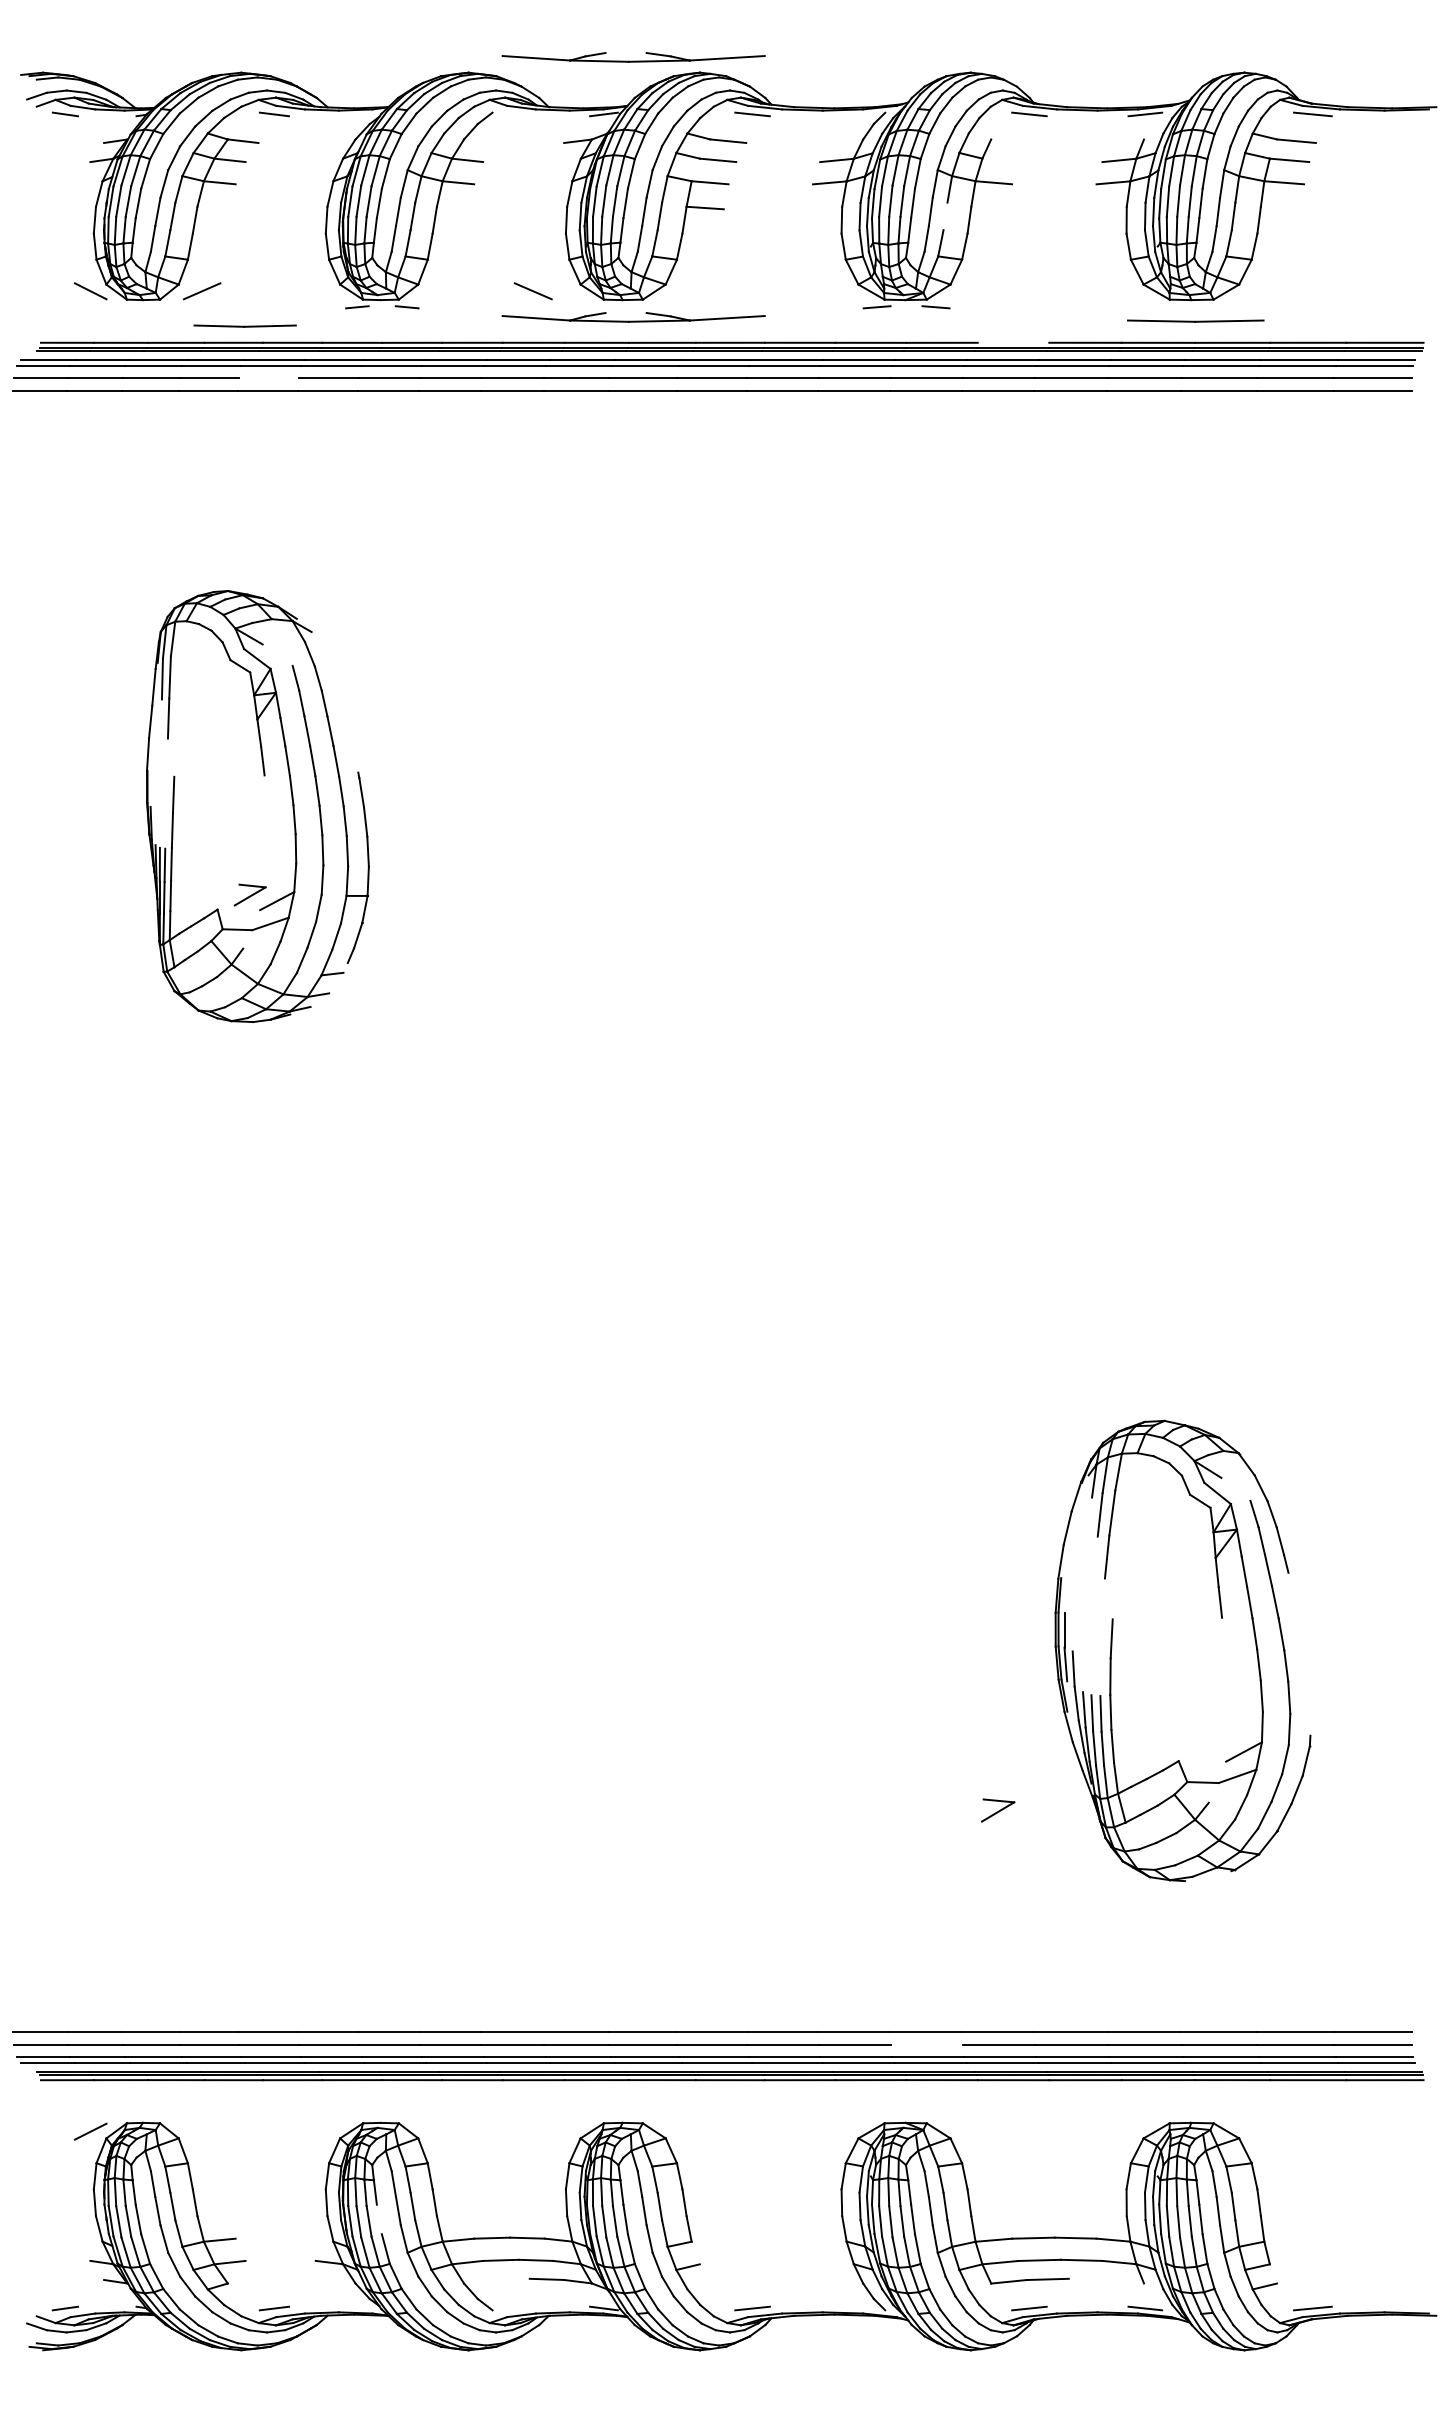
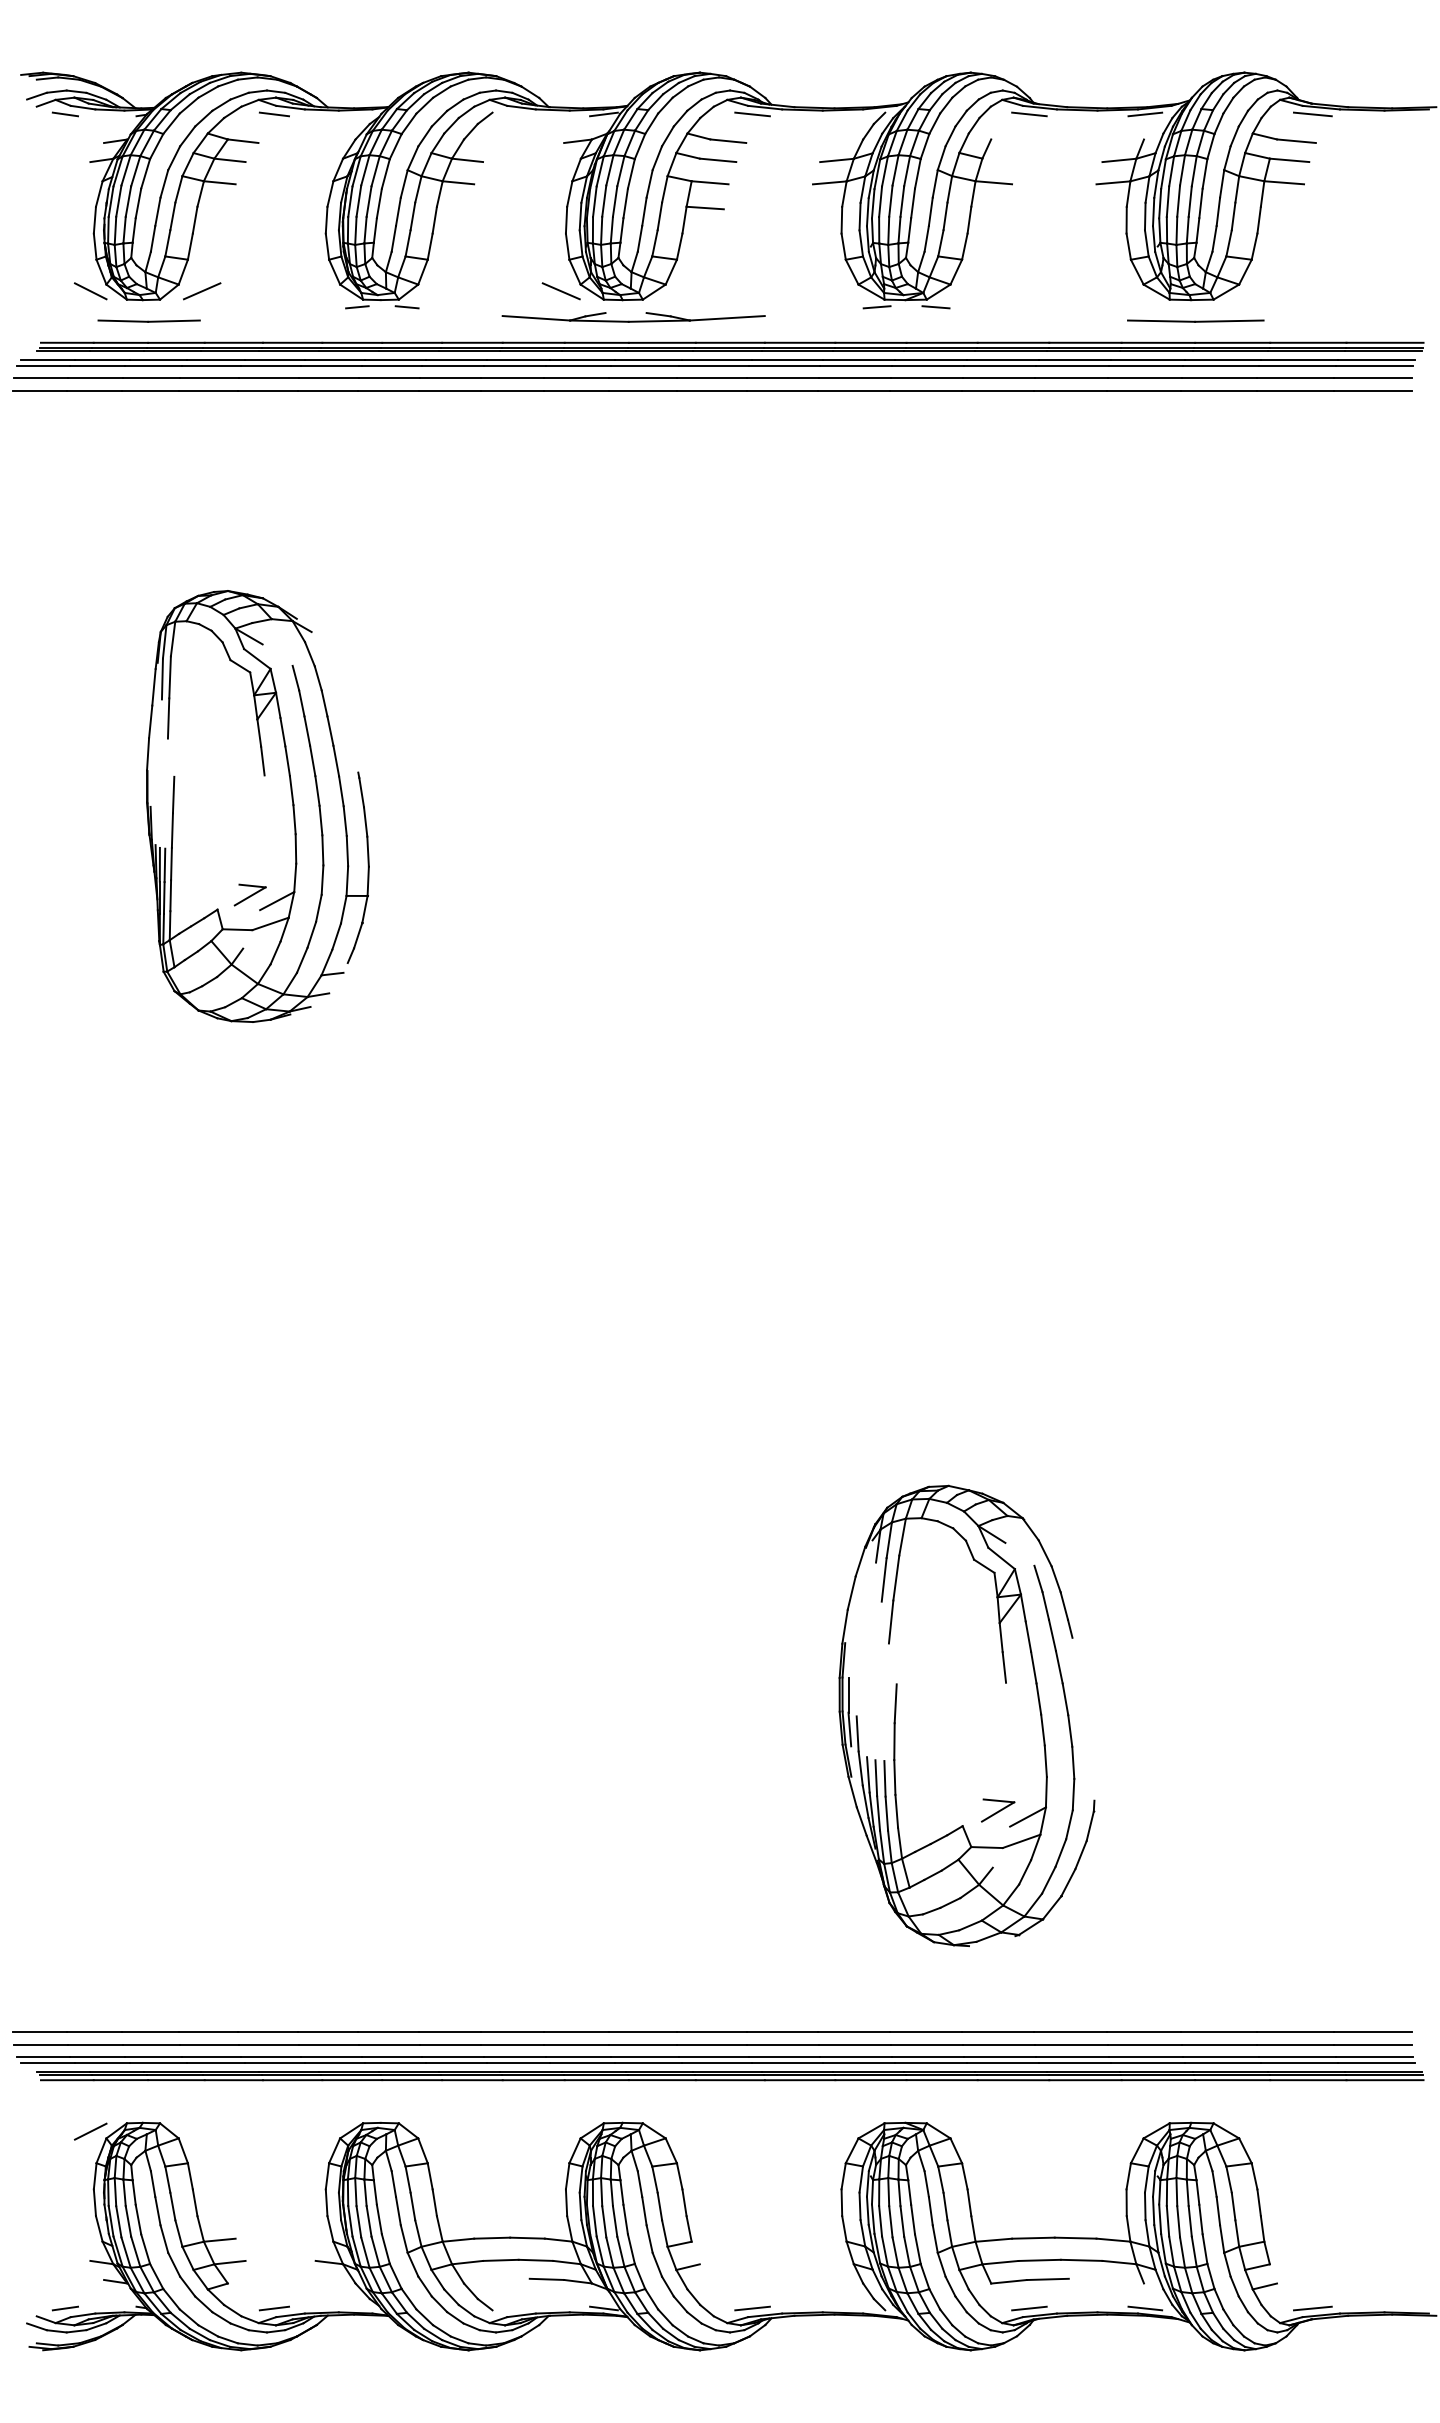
part: present -> none (633, 57)
line: none -> present (945, 216)
line position: (532, 291) -> (560, 291) (560, 291)
line position: (244, 325) -> (148, 320) (148, 320)
line: none -> present (1013, 342)
line: none -> present (268, 377)
part position: (1182, 1650) -> (966, 1715) (966, 1715)
line: none -> present (926, 2045)
line: none -> present (378, 2219)
